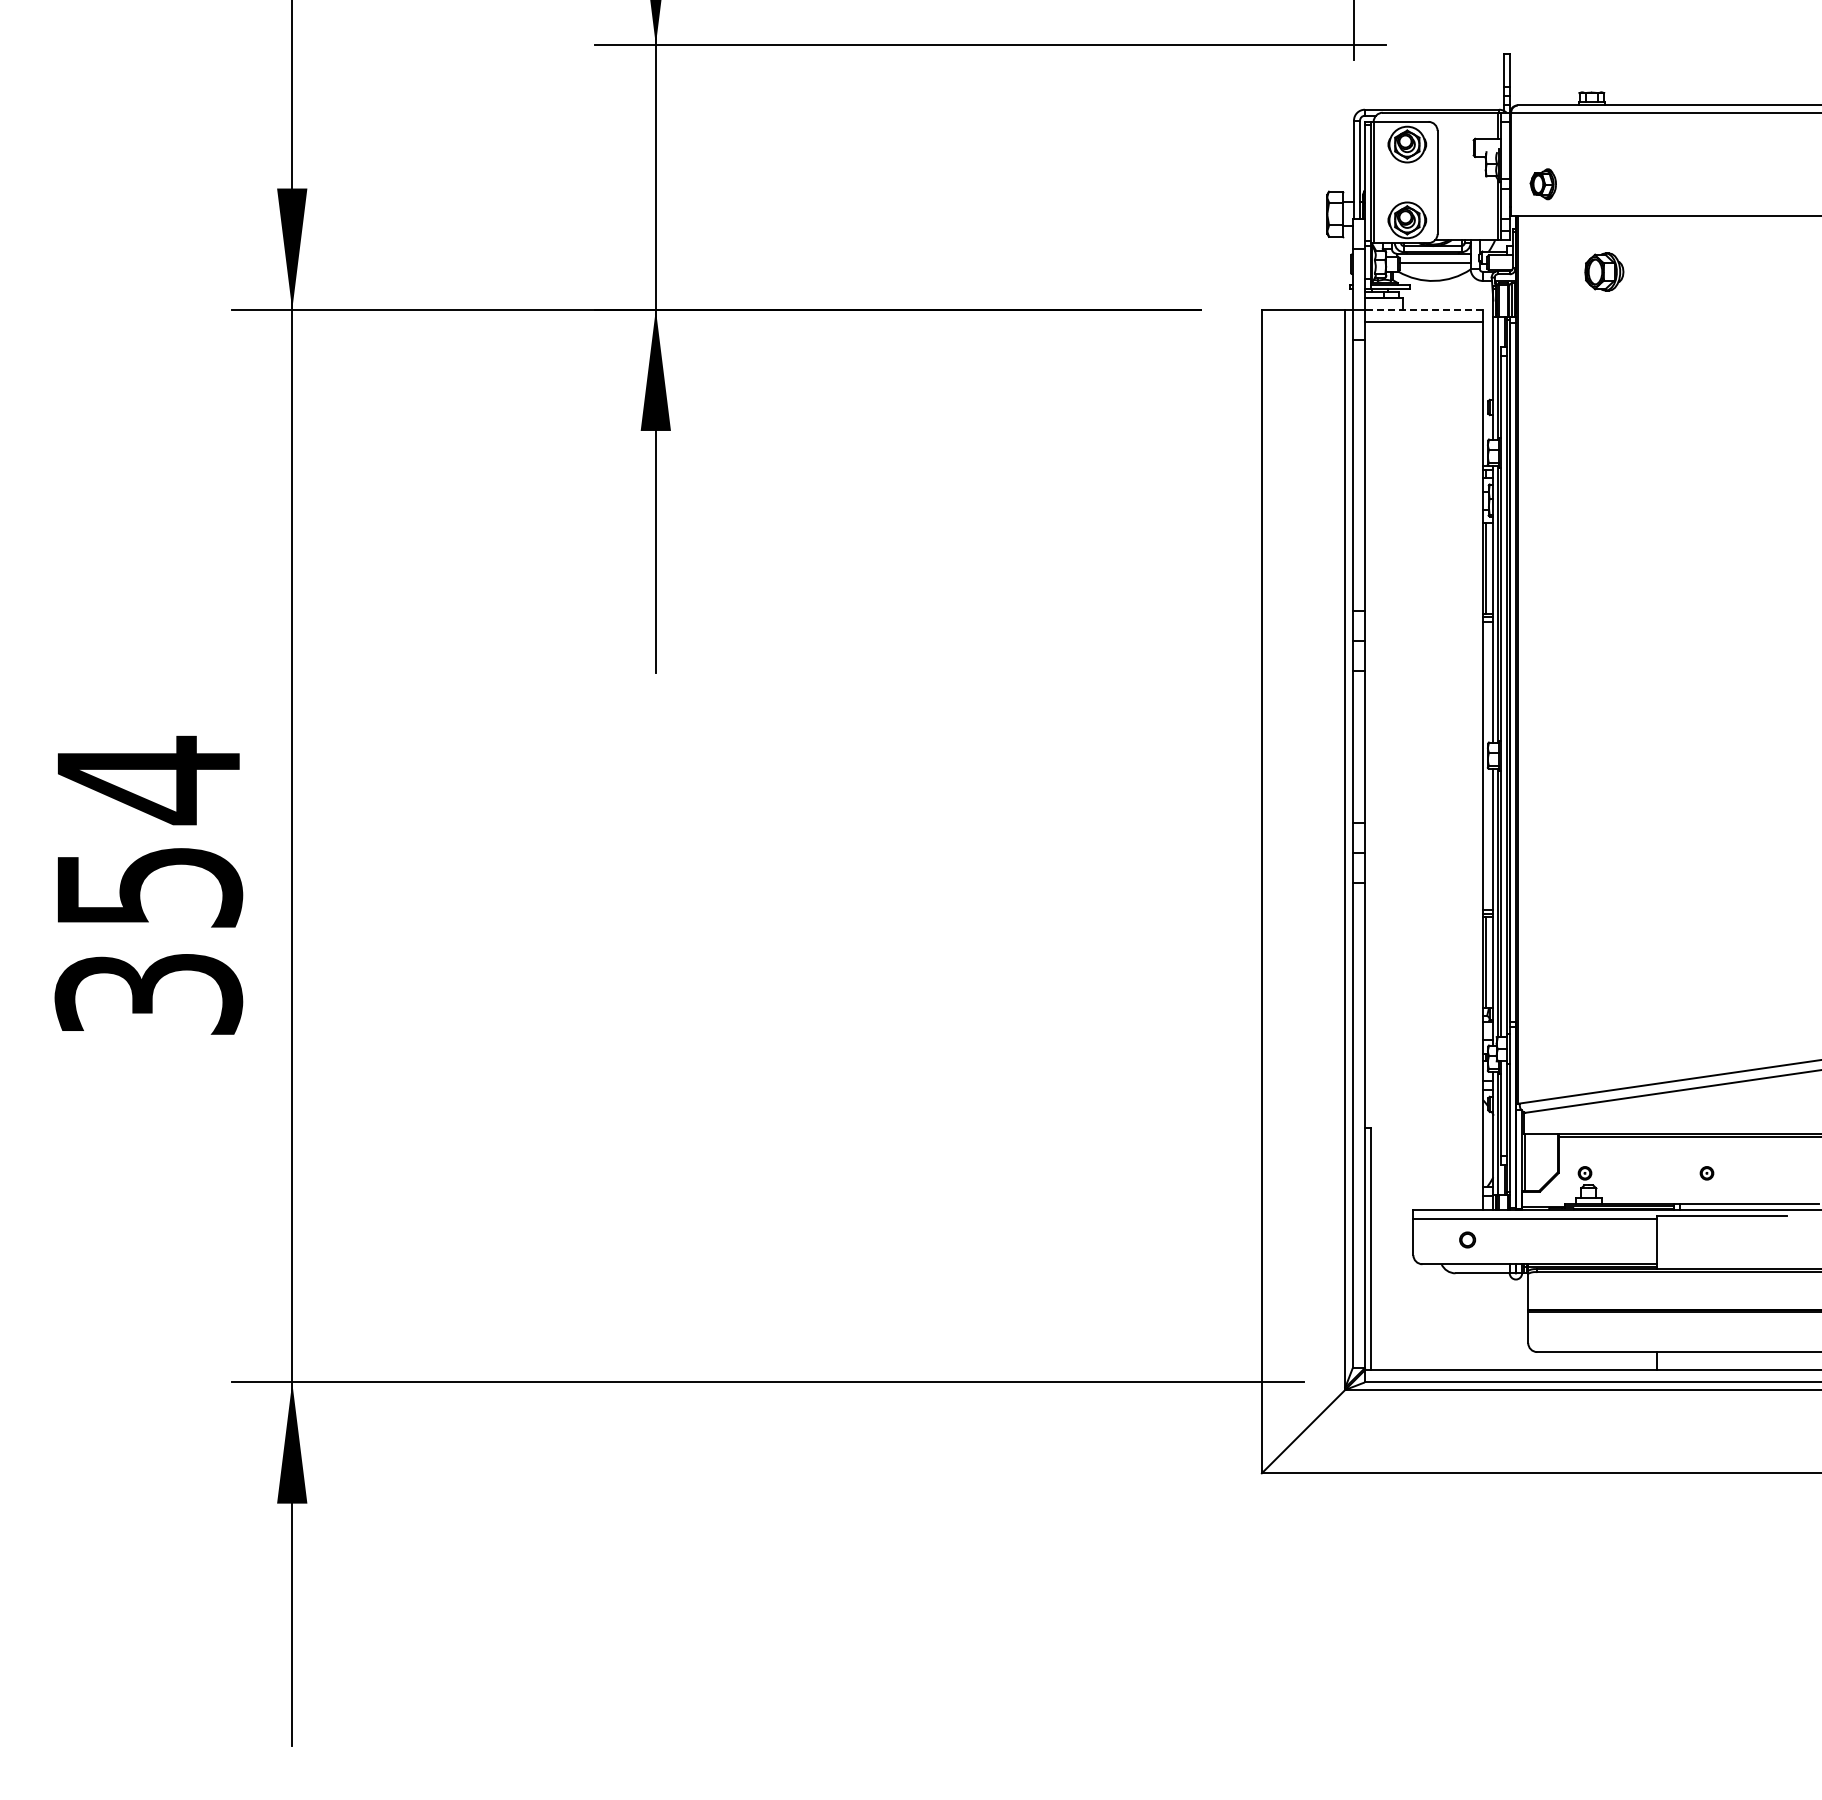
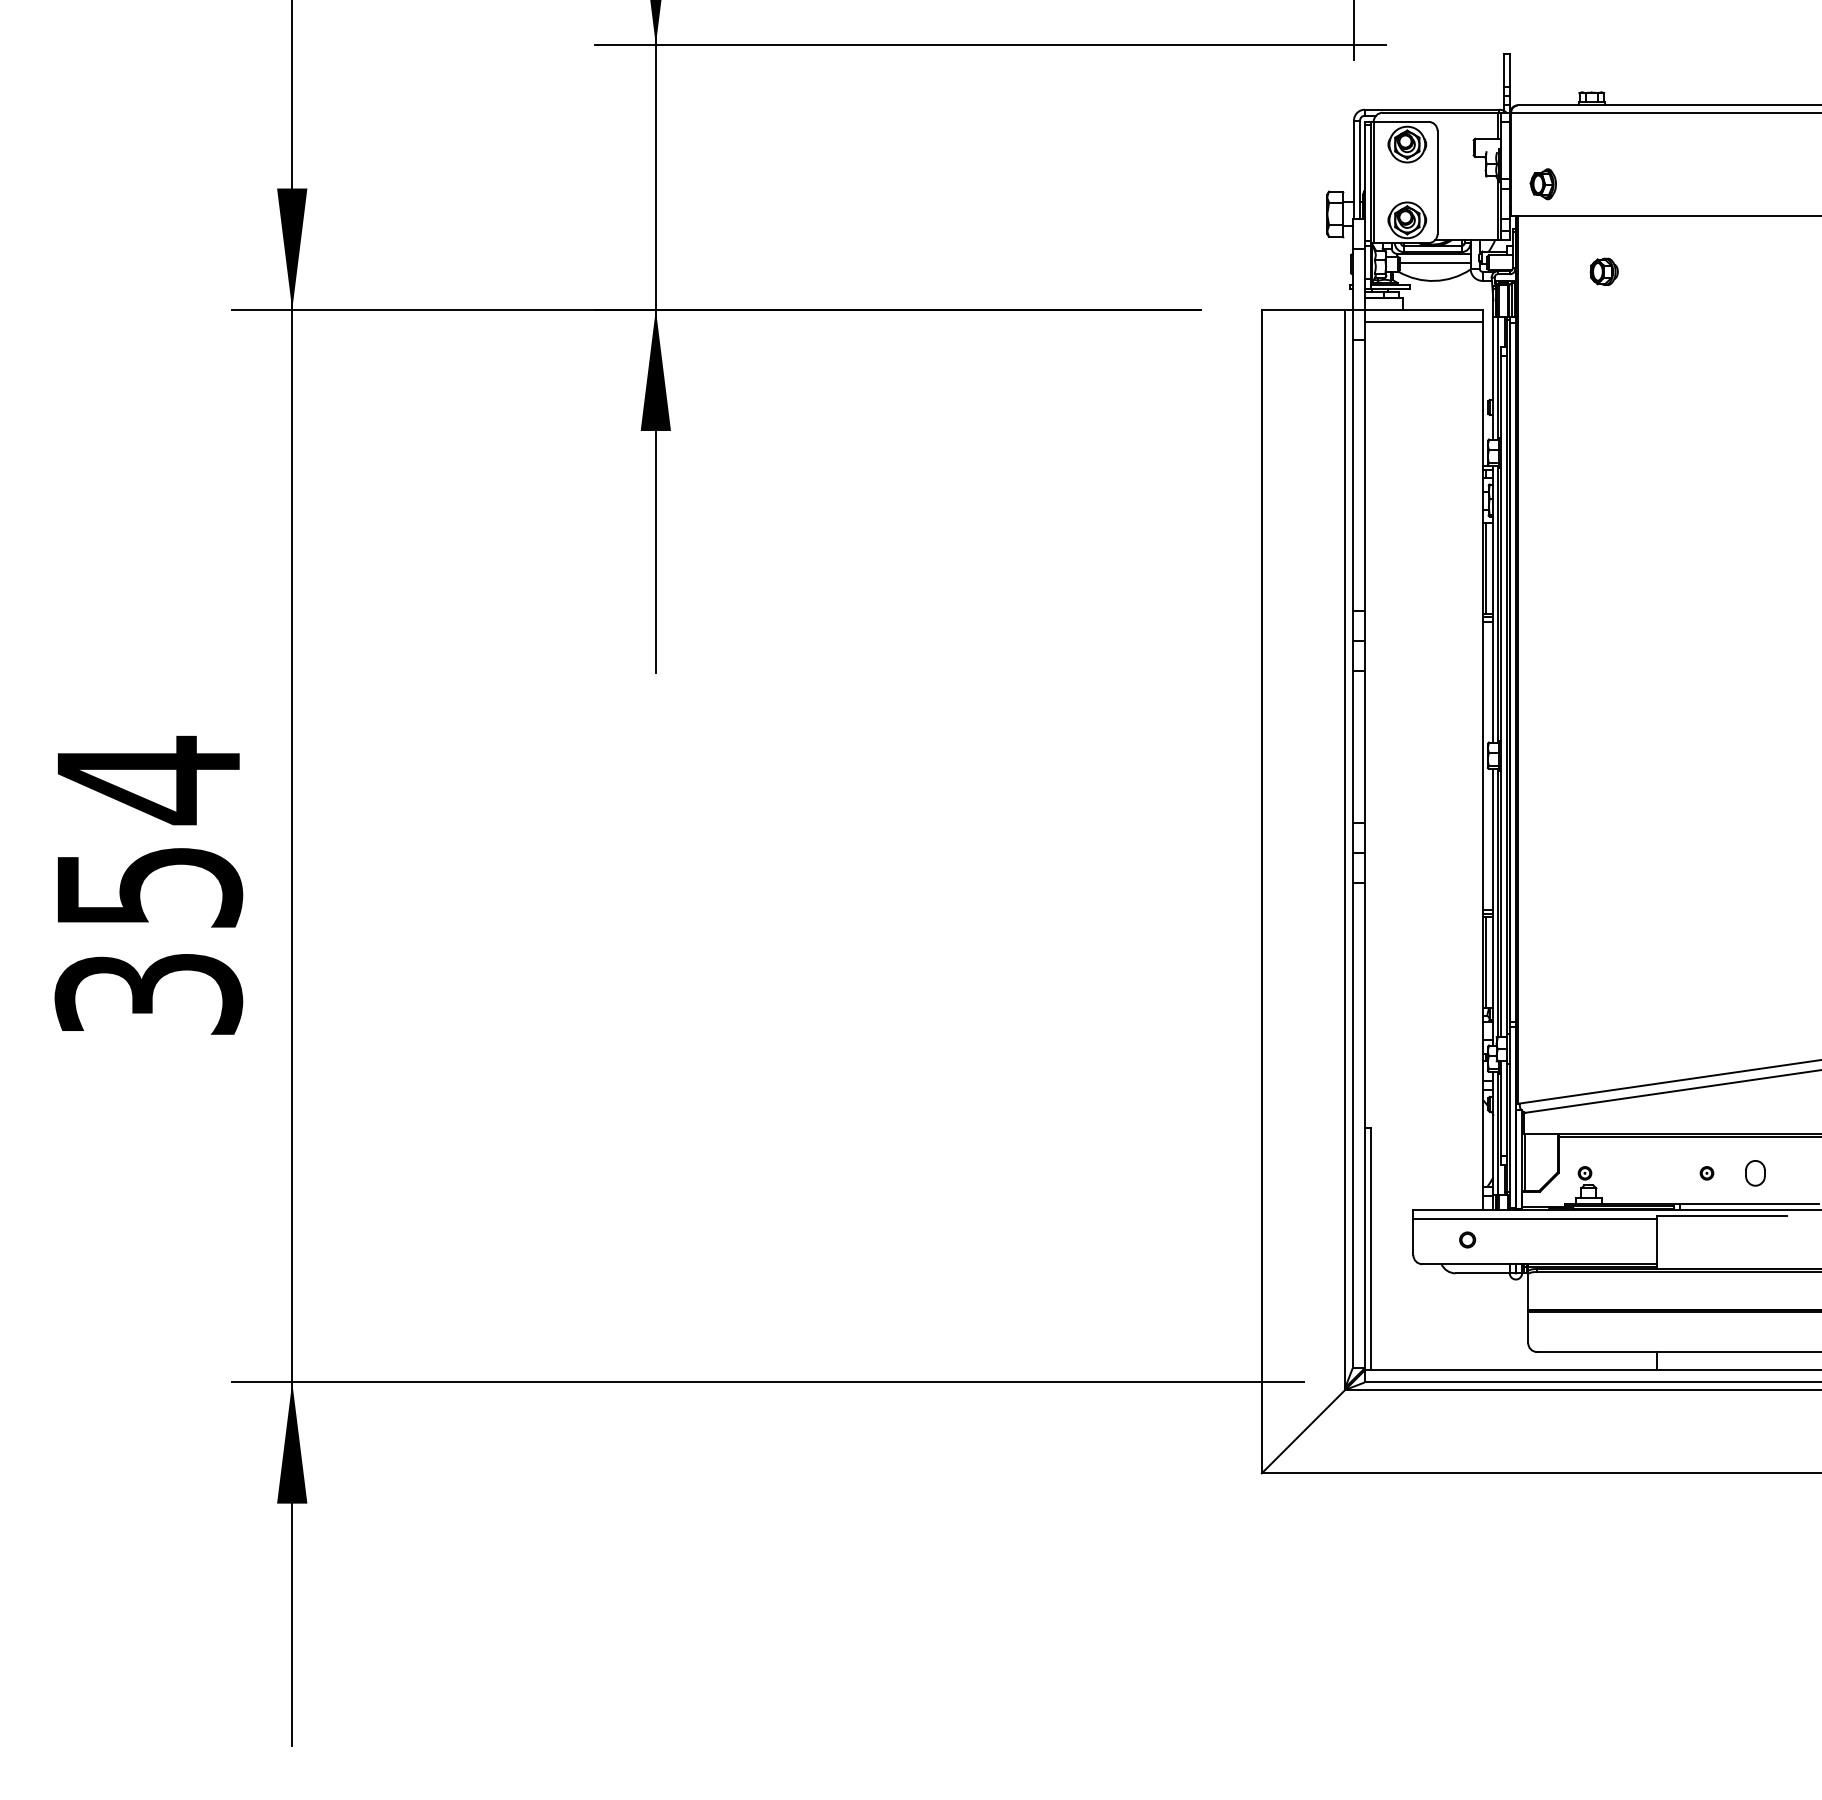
part size: 41x40 px -> 30x29 px (1603, 271)
line: dashed -> solid (1423, 309)
part: none -> present (1755, 1173)
